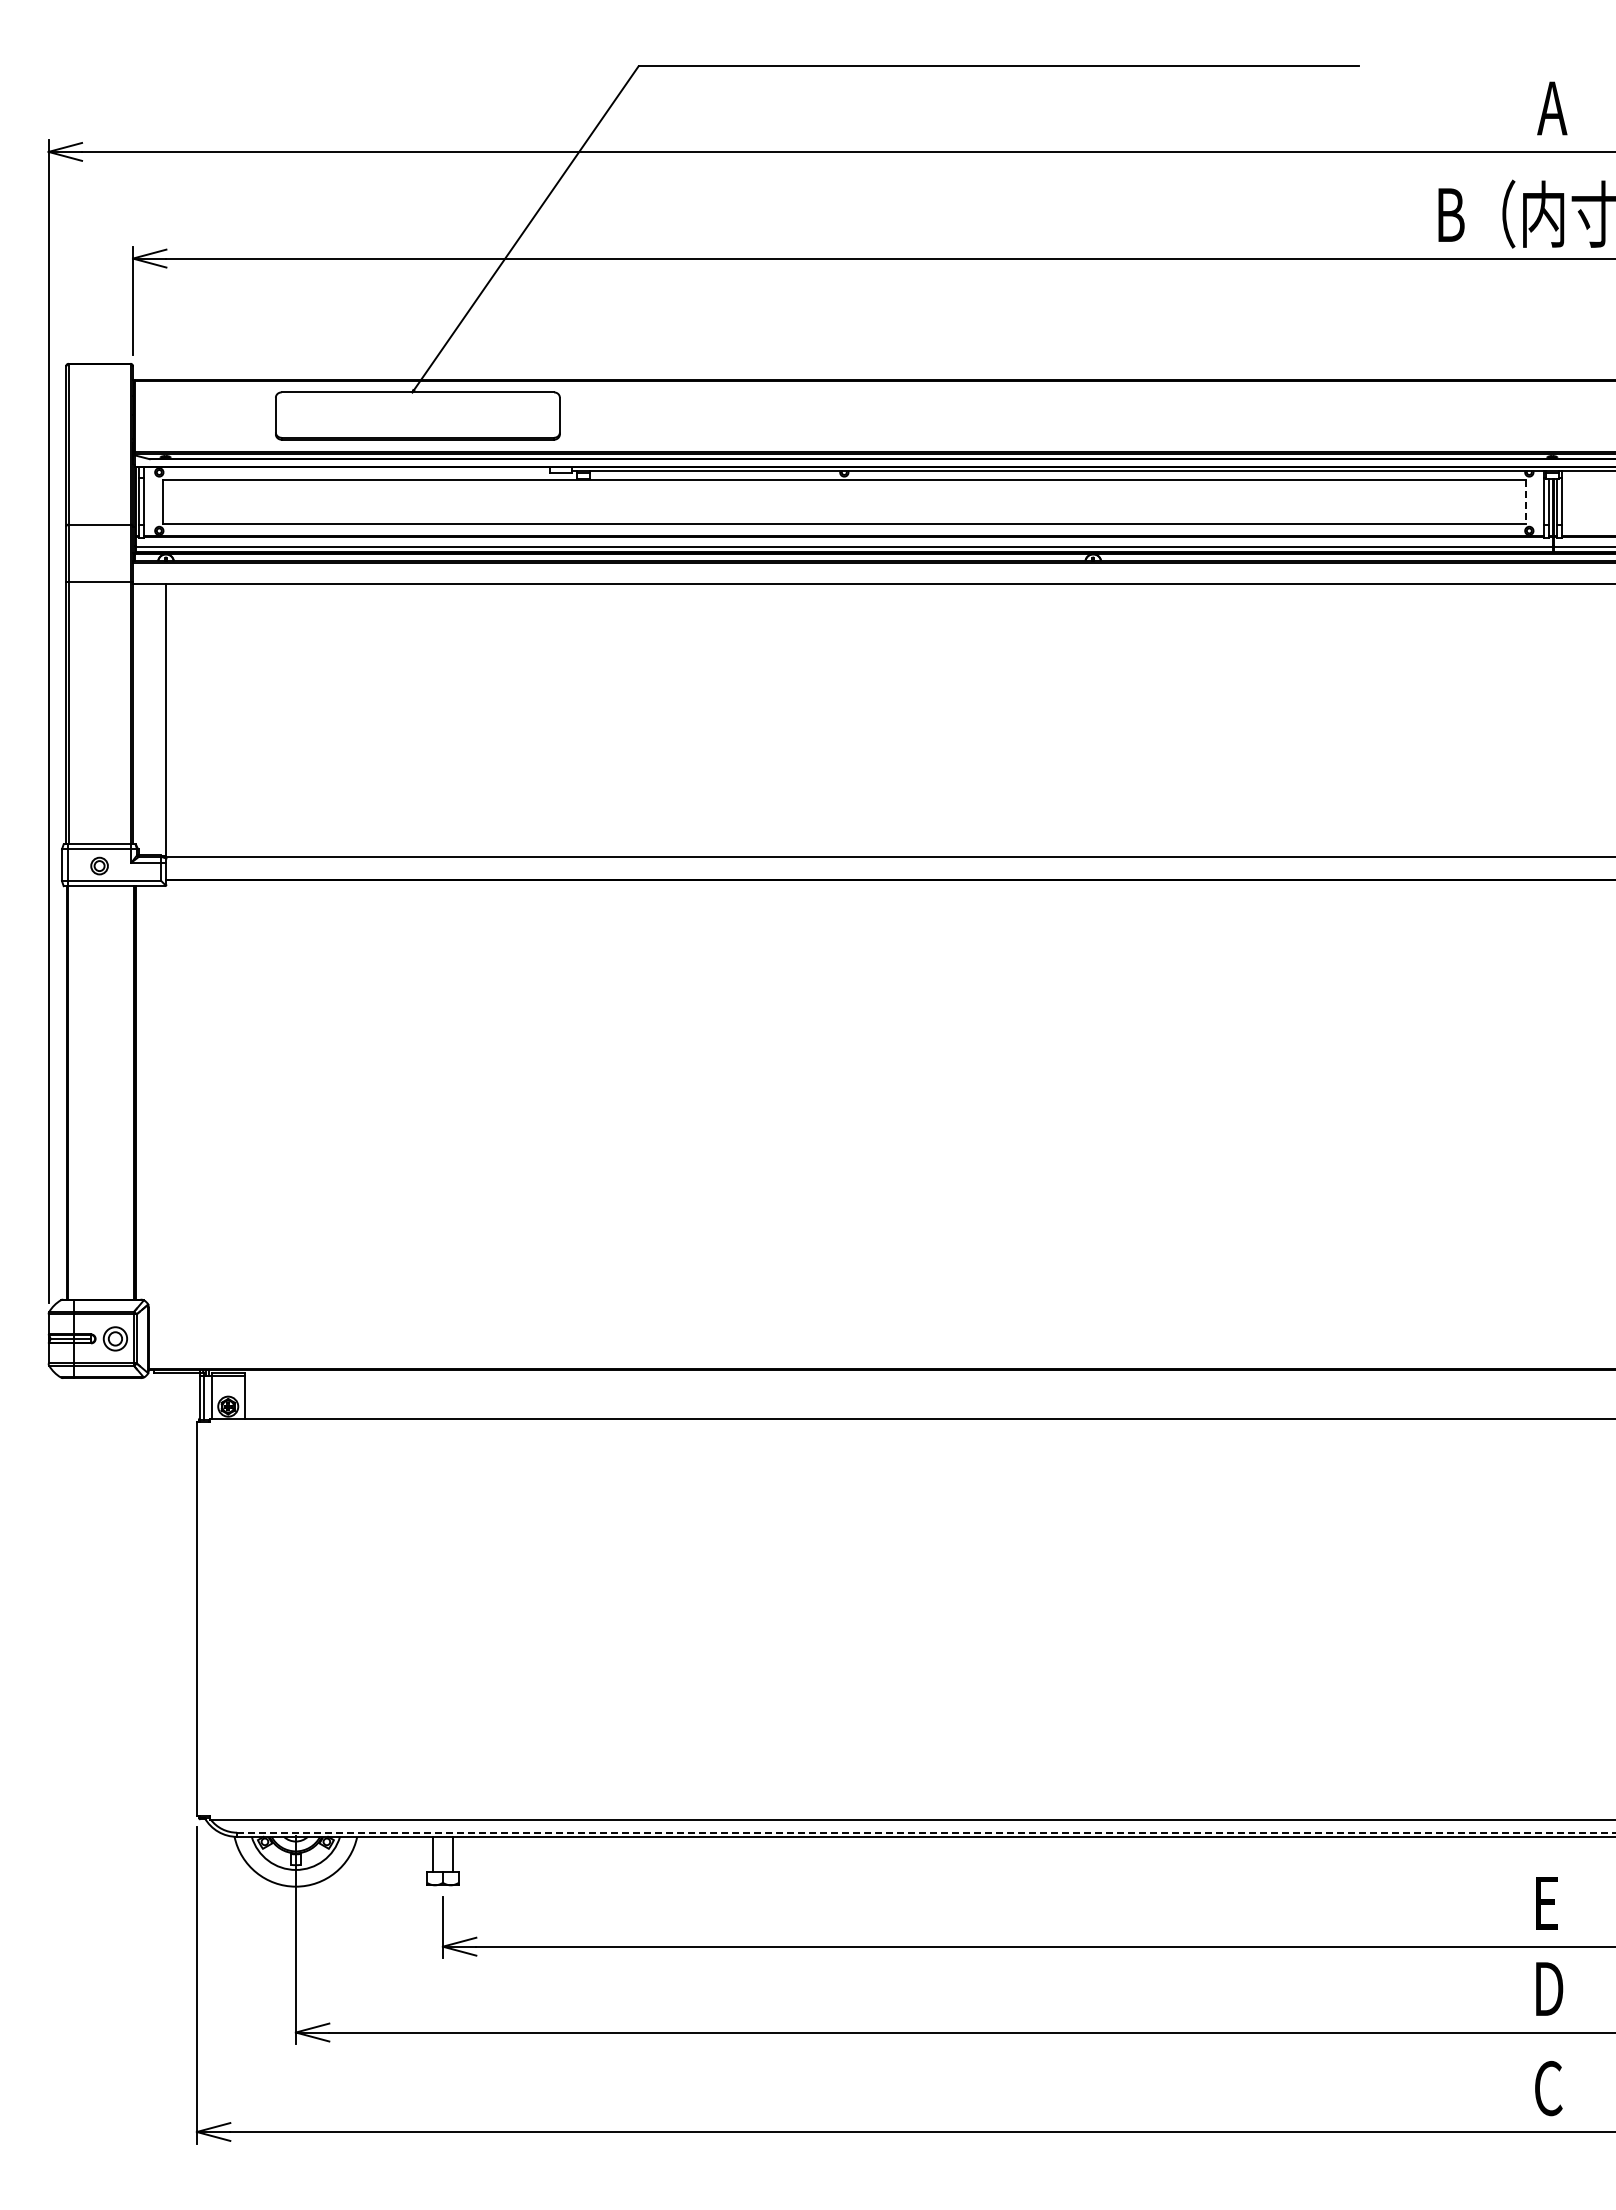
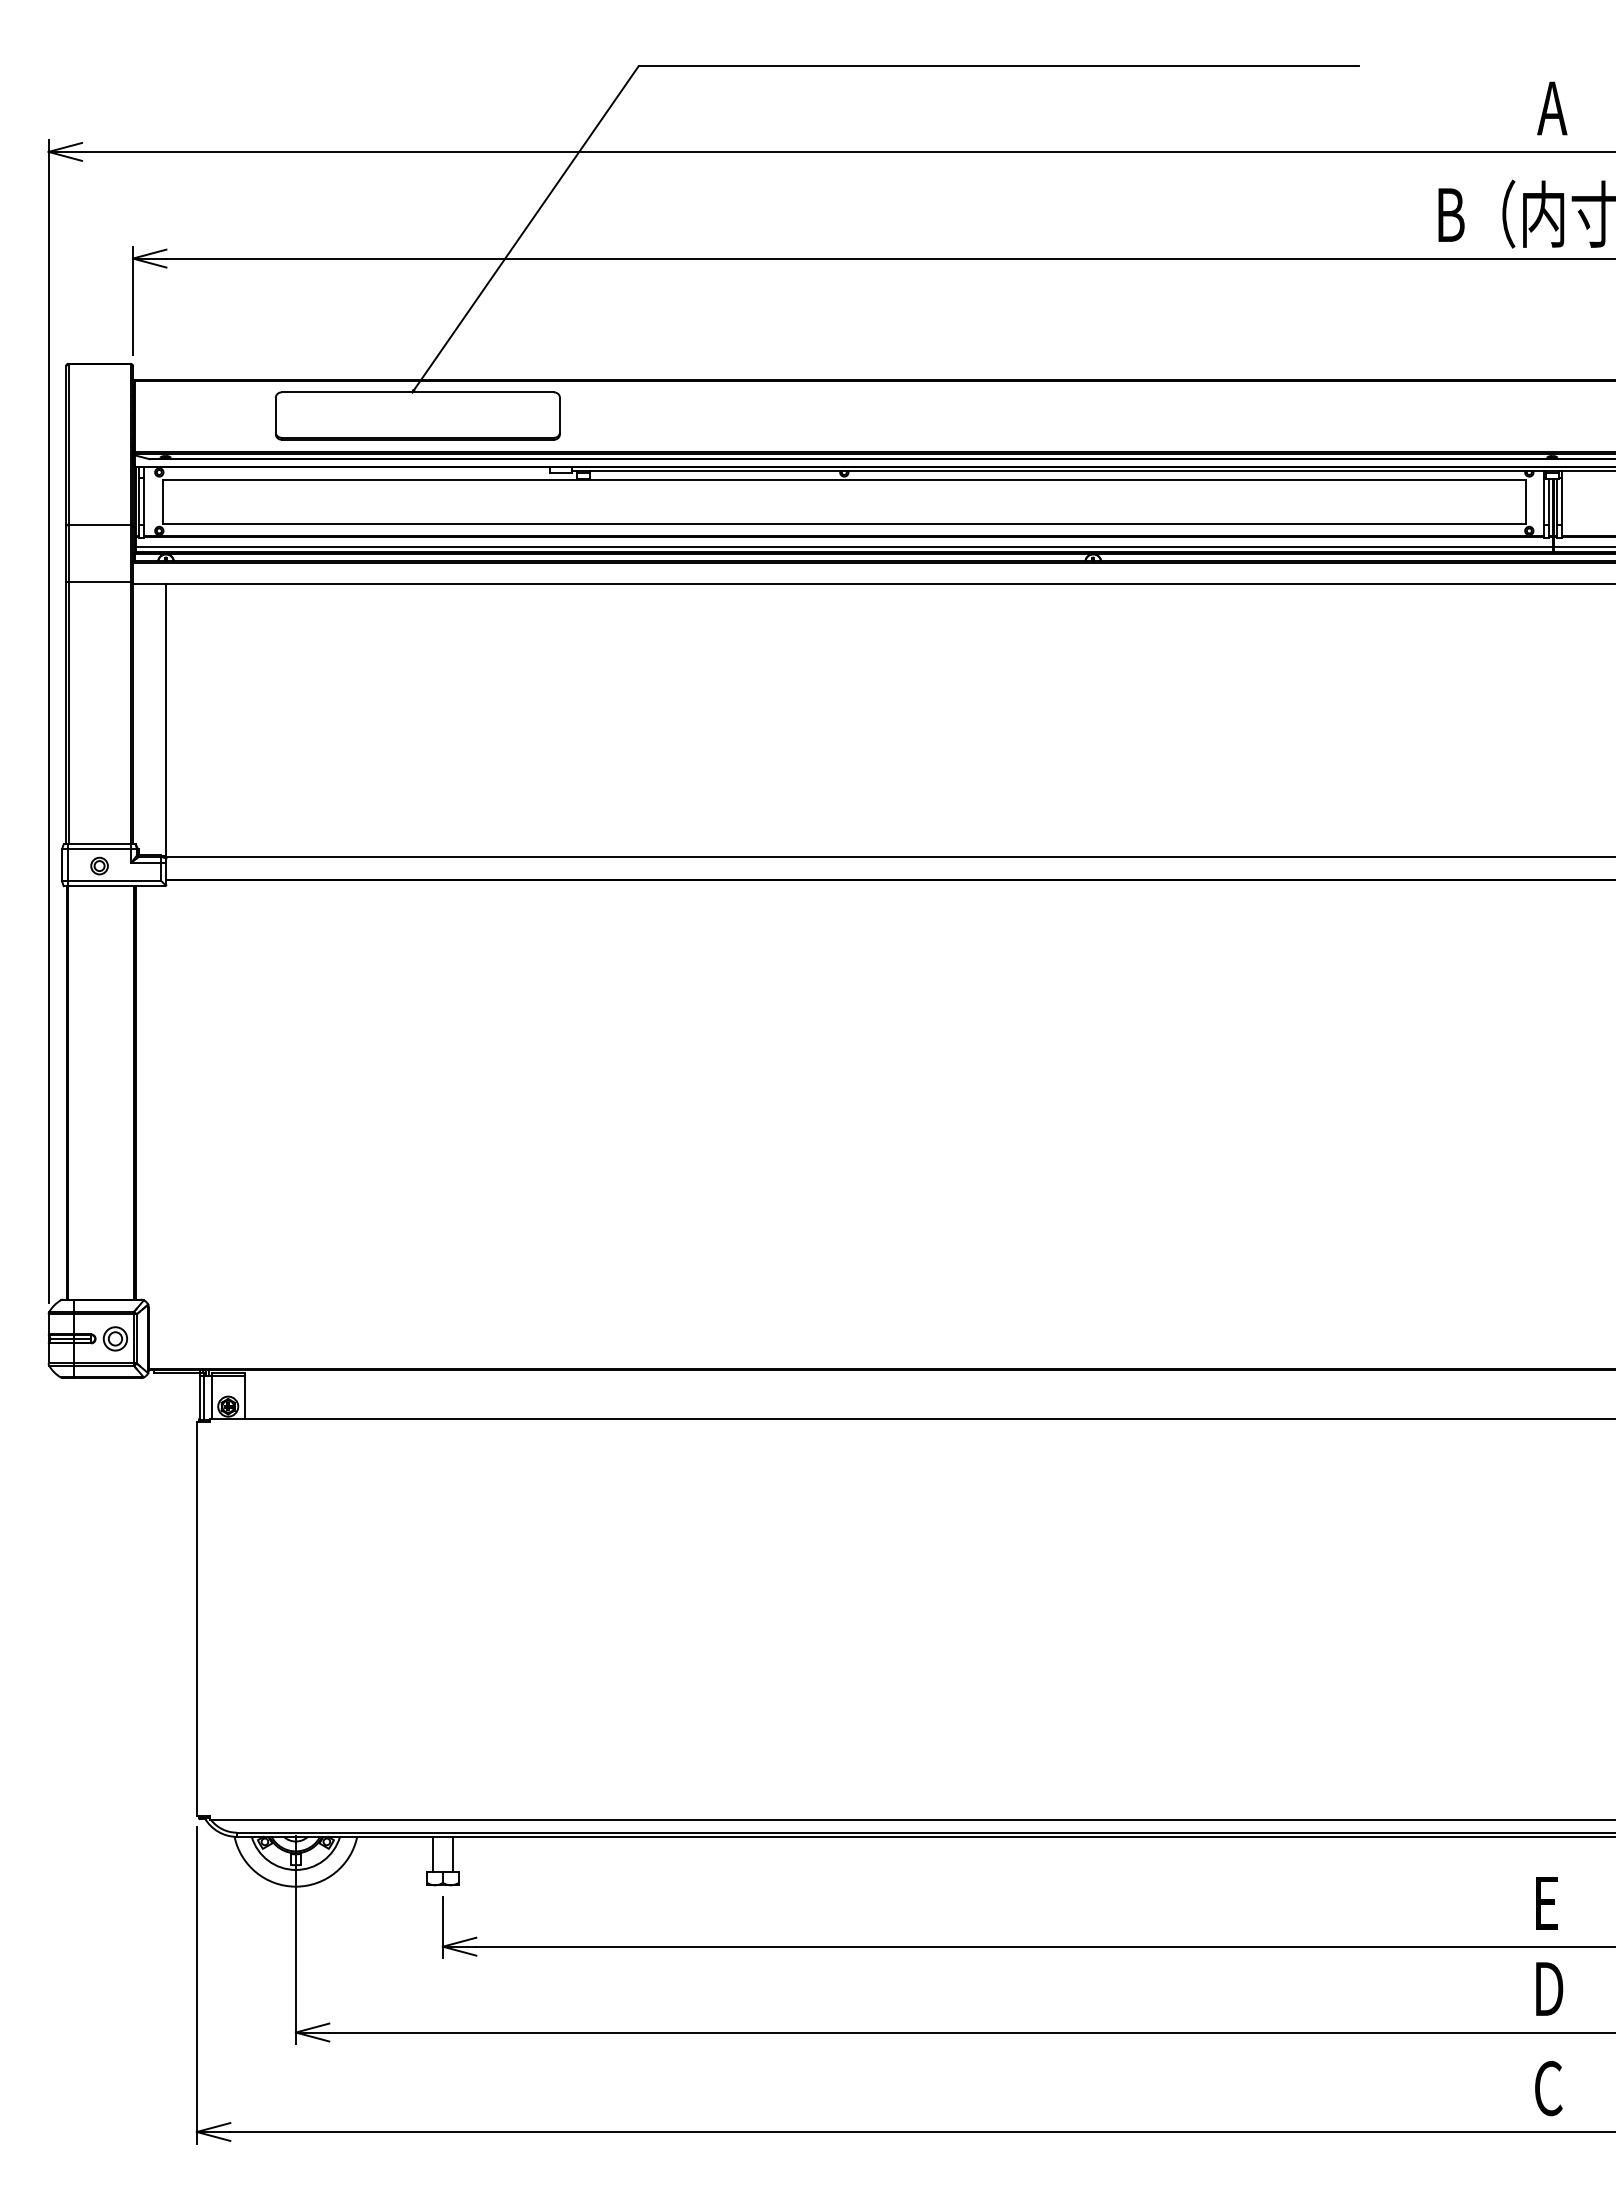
line: dashed -> solid (1526, 502)
line: dashed -> solid (926, 1832)
